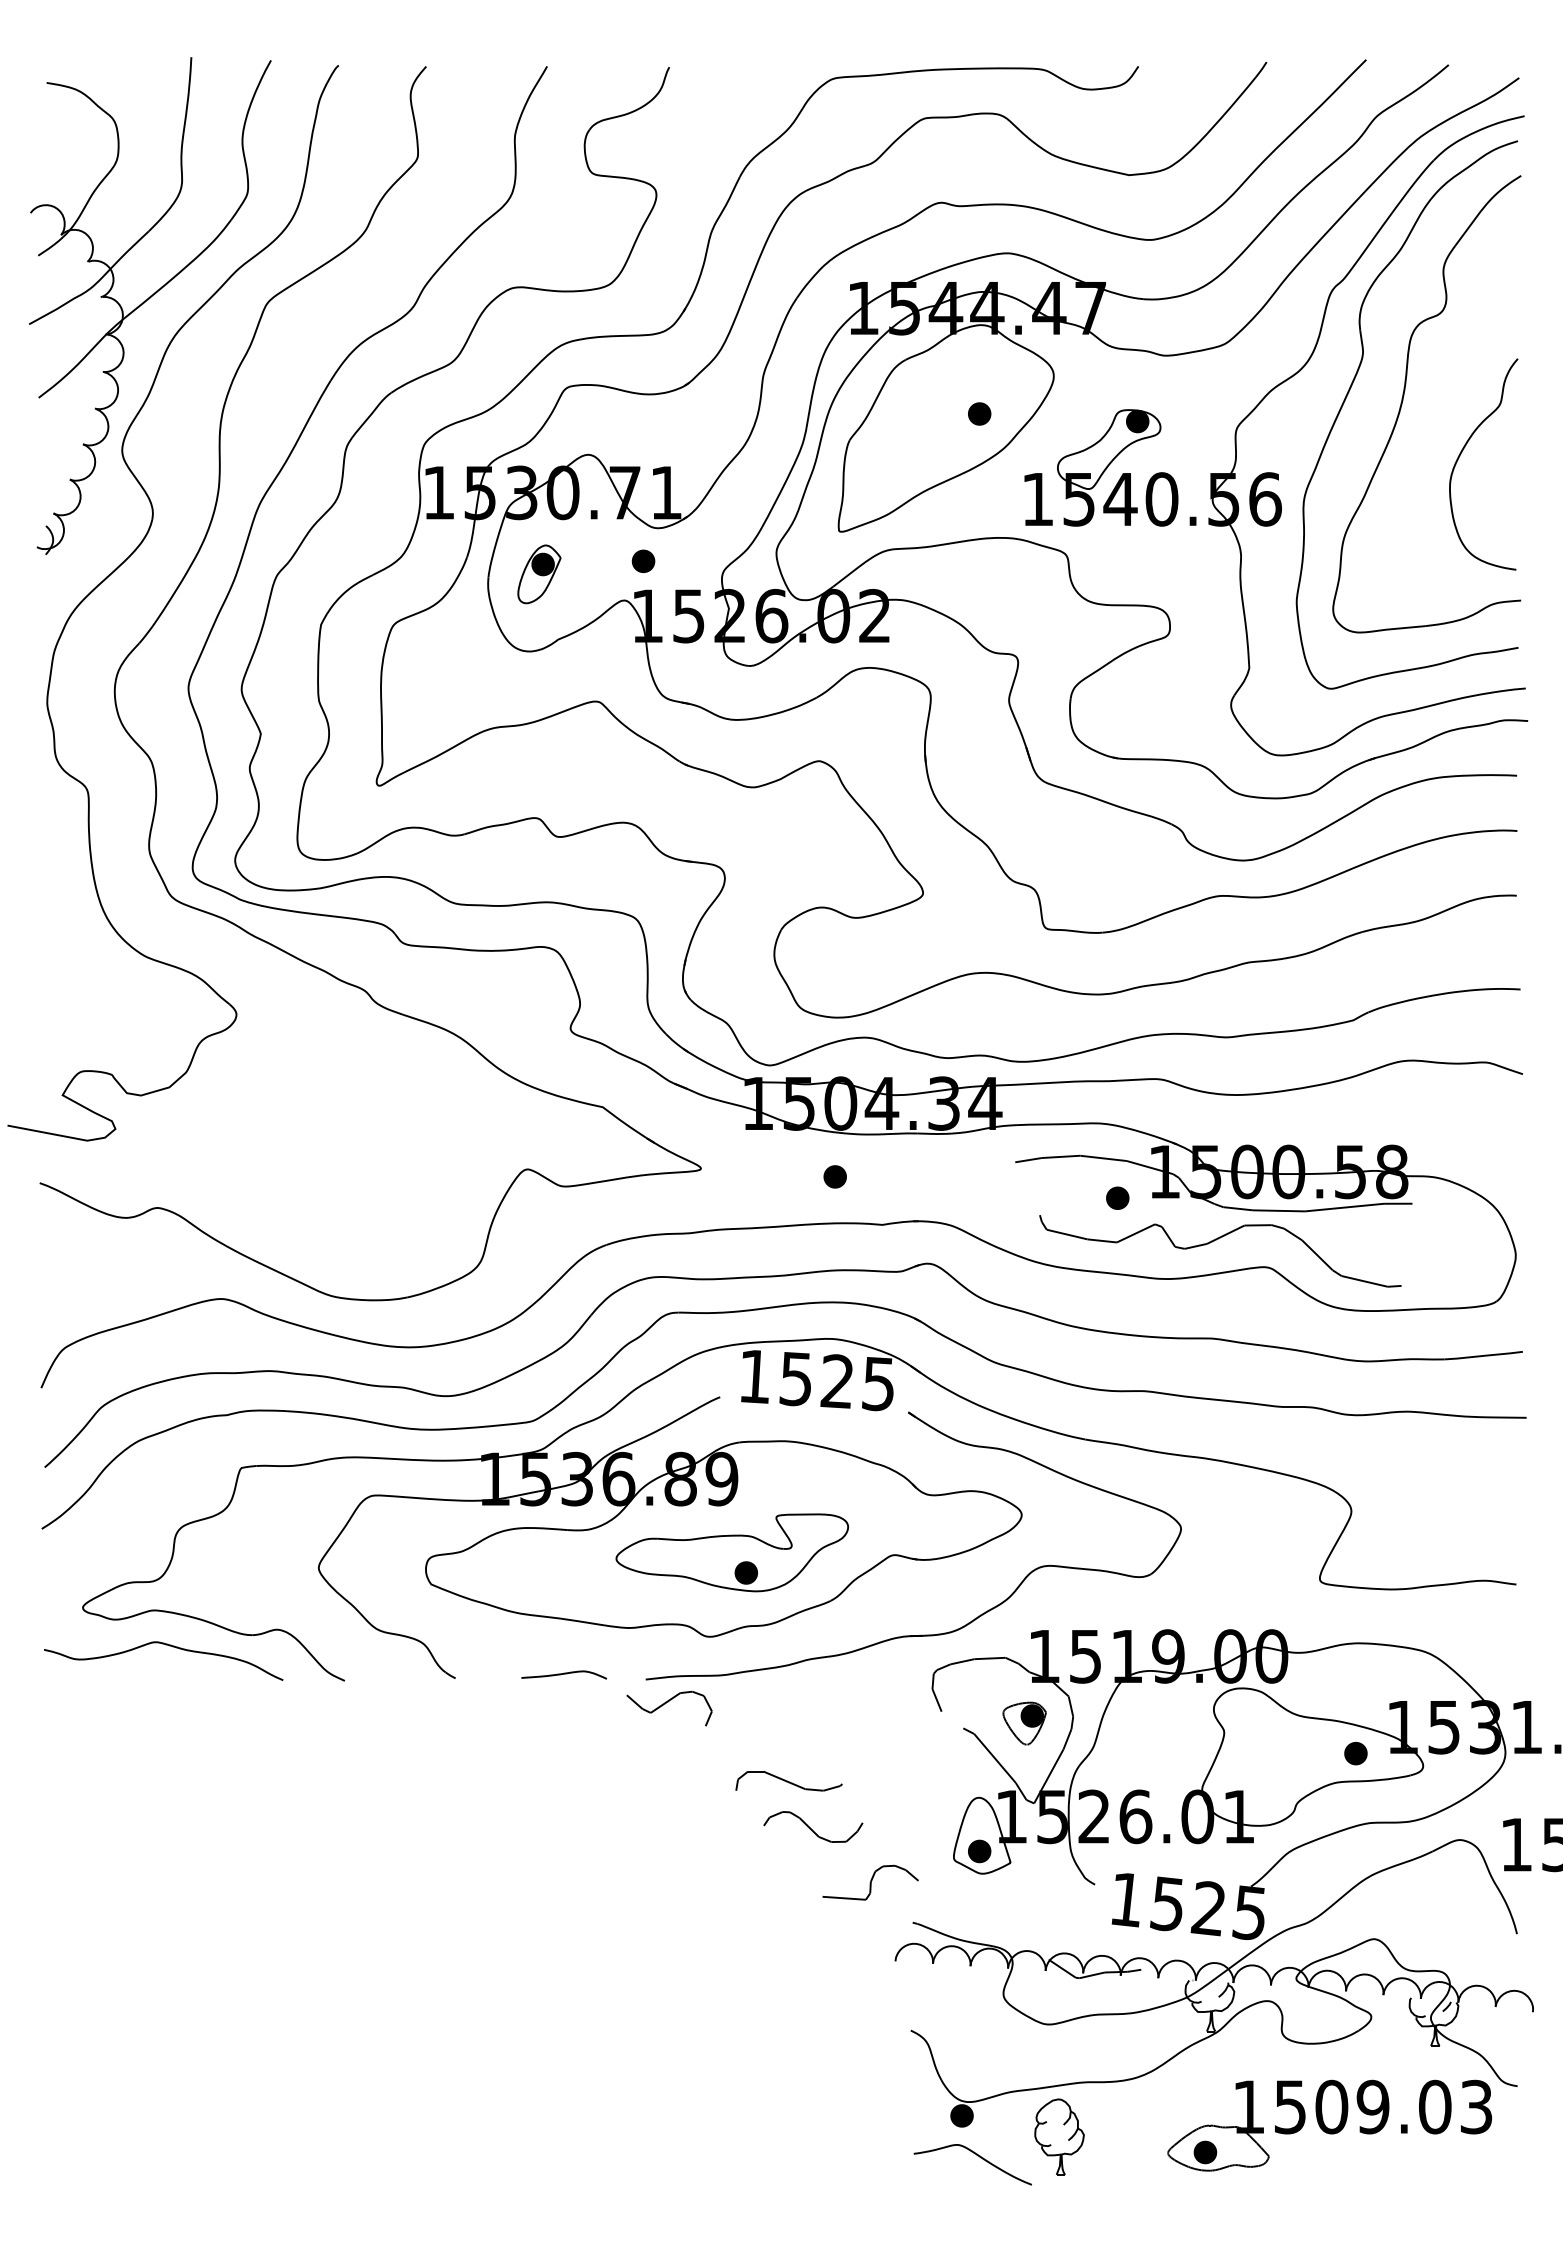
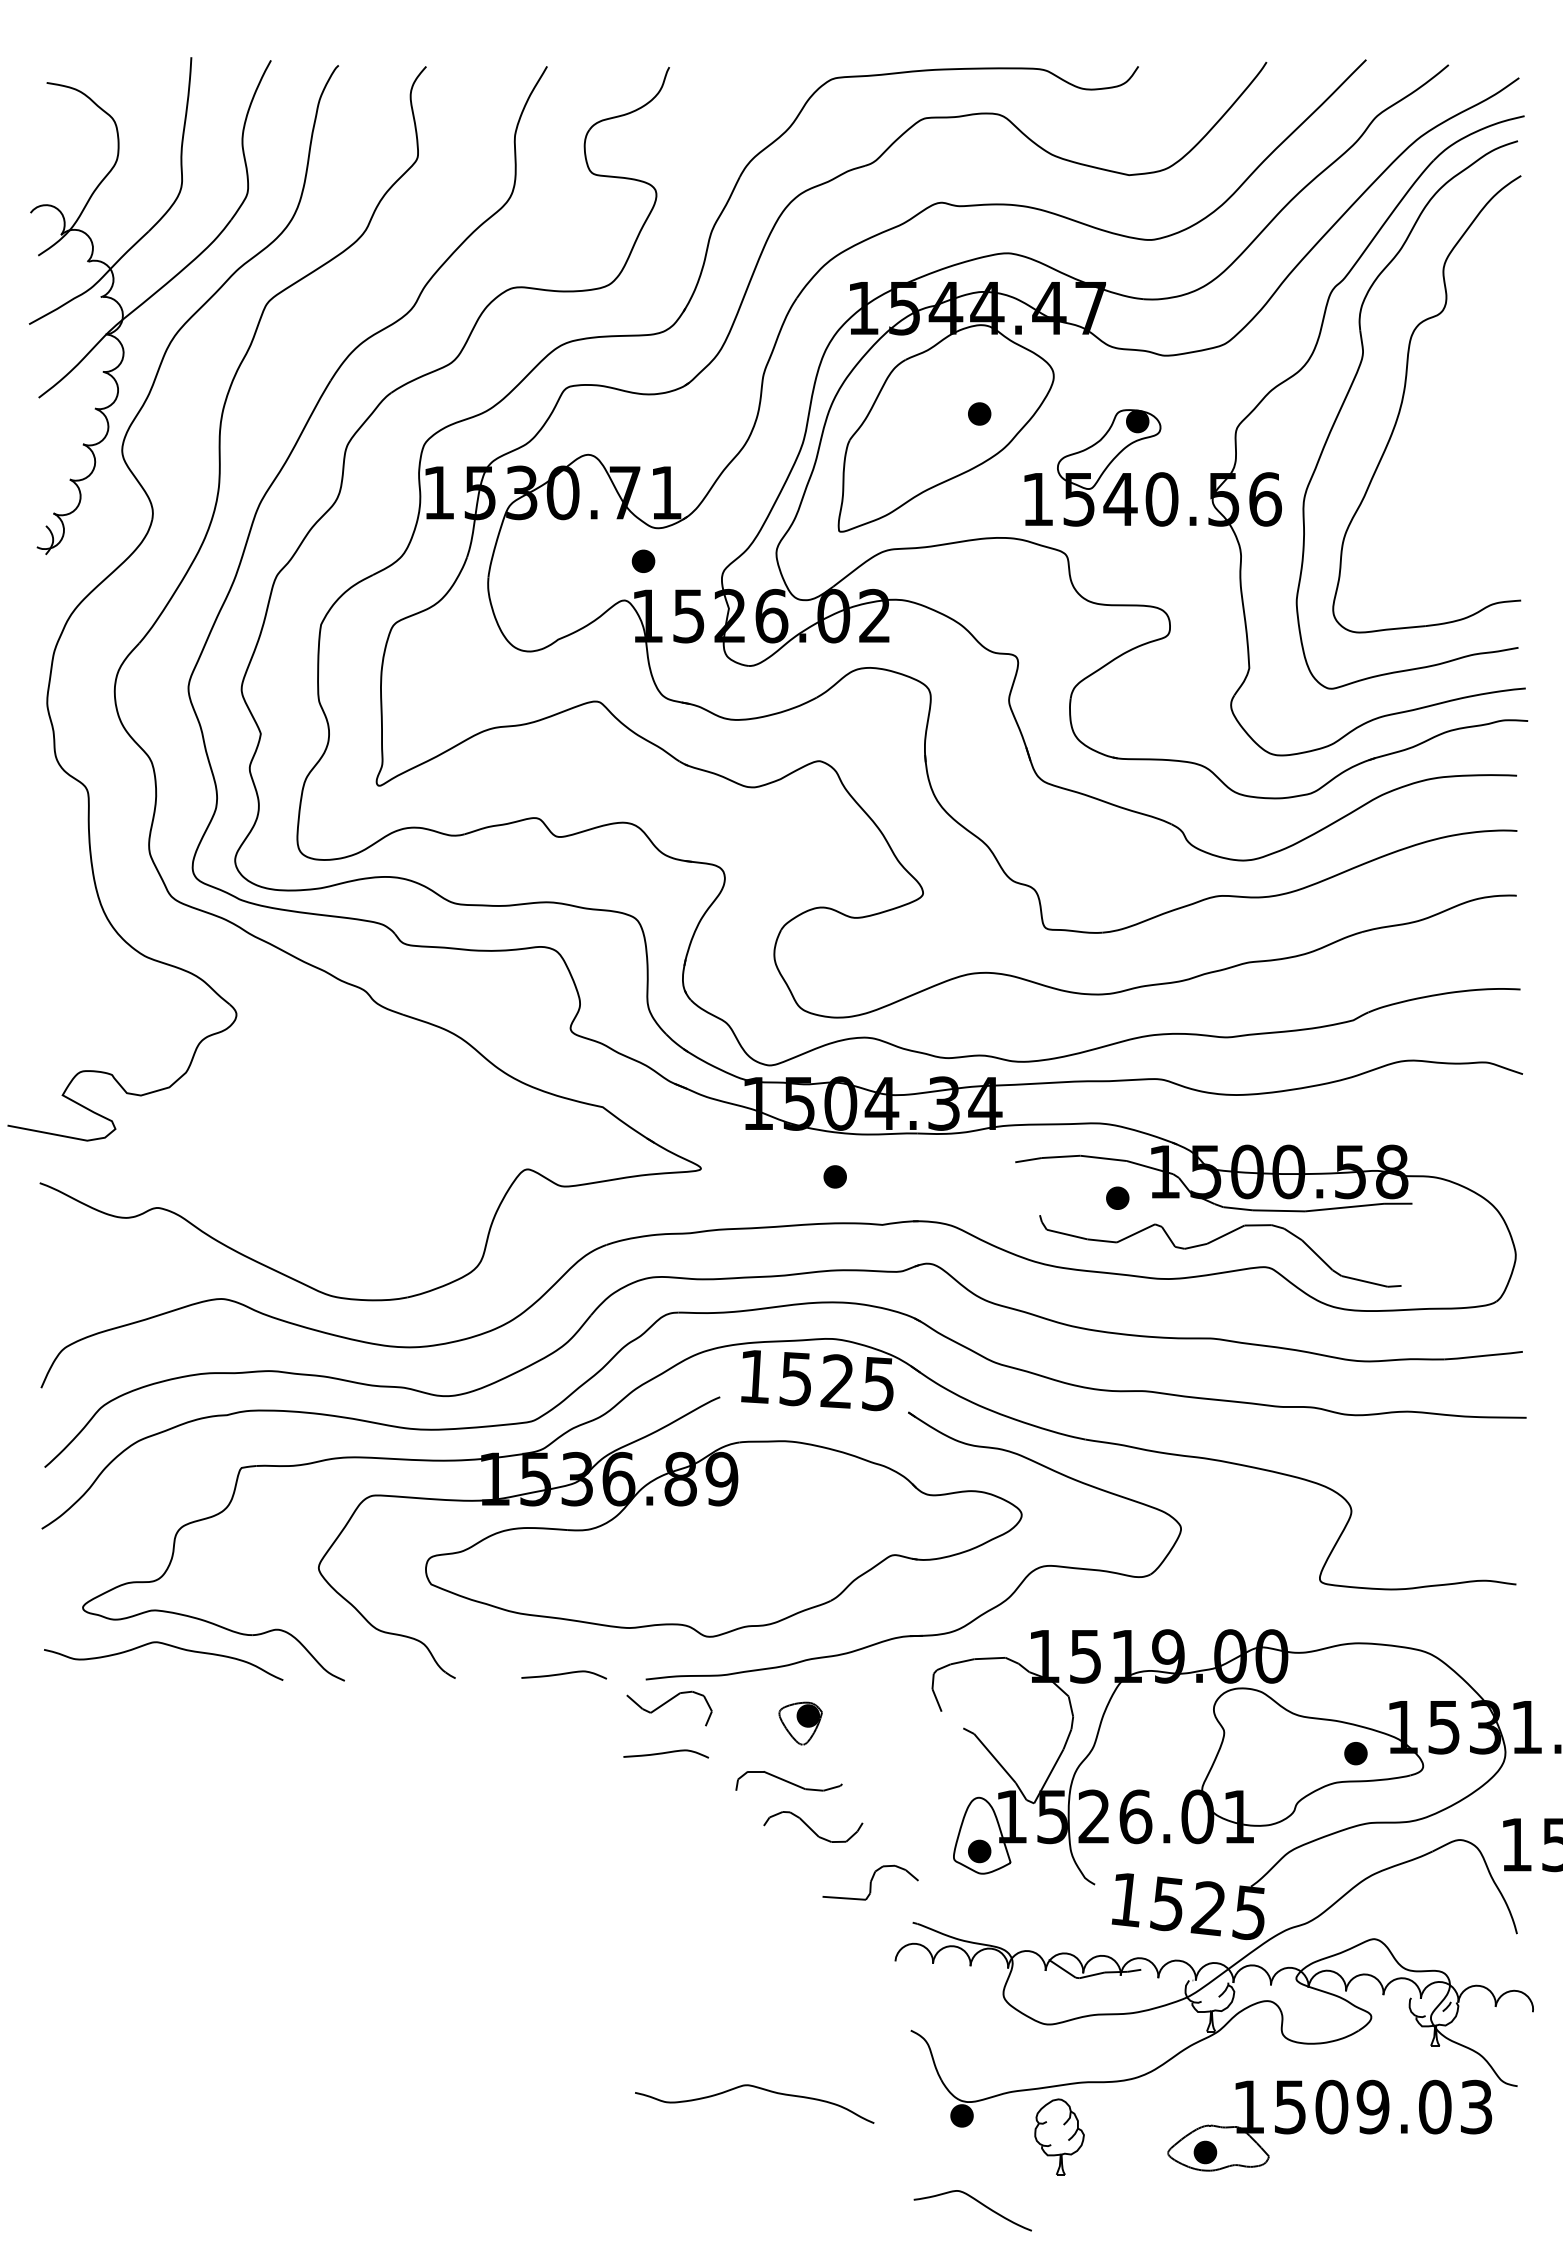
curve: present -> none (1461, 454)
part: present -> none (539, 574)
part: present -> none (732, 1552)
part position: (1024, 1723) -> (800, 1723) (800, 1723)
curve: none -> present (666, 1753)
curve: none -> present (756, 2088)
curve position: (977, 2156) -> (977, 2202) (977, 2202)
